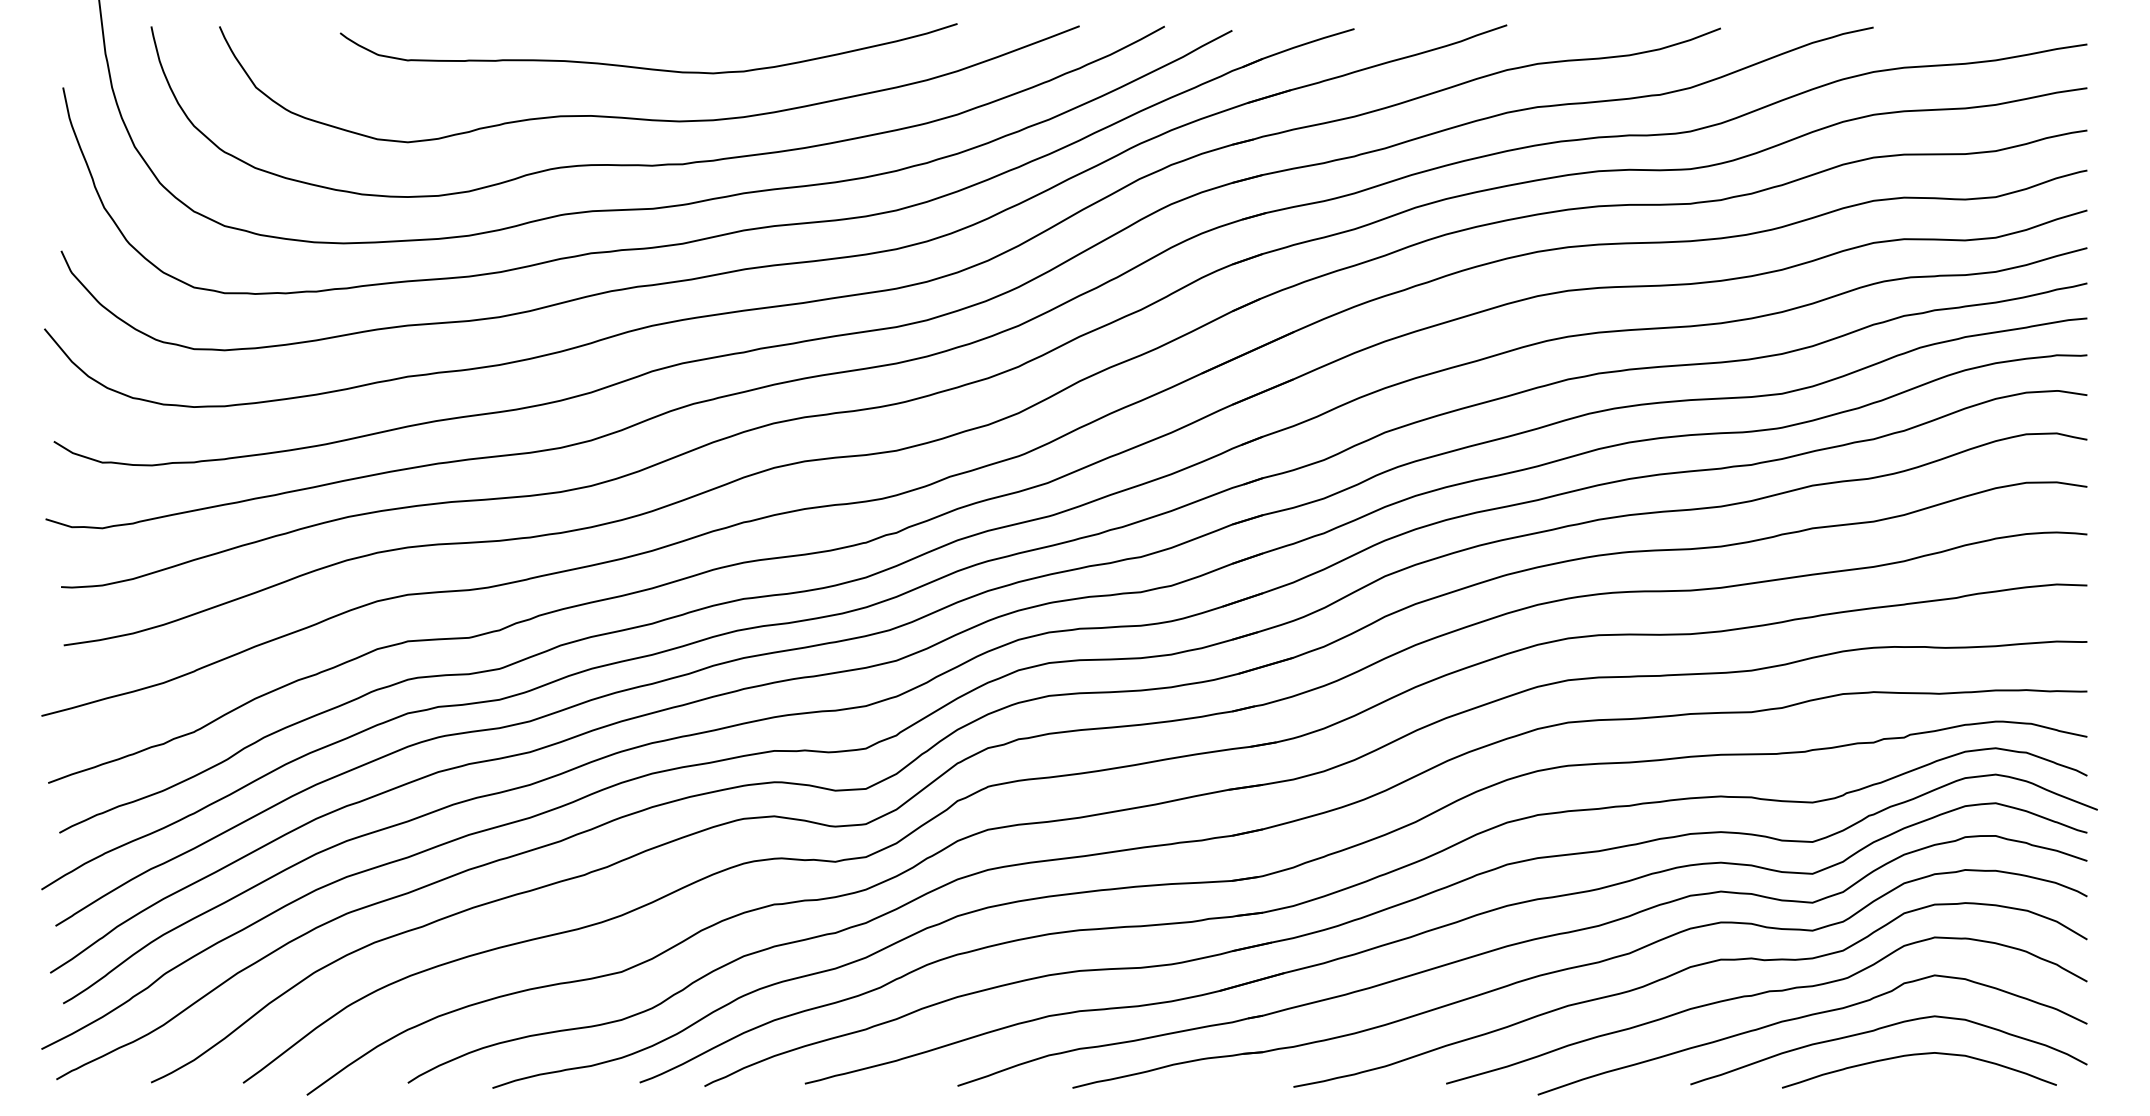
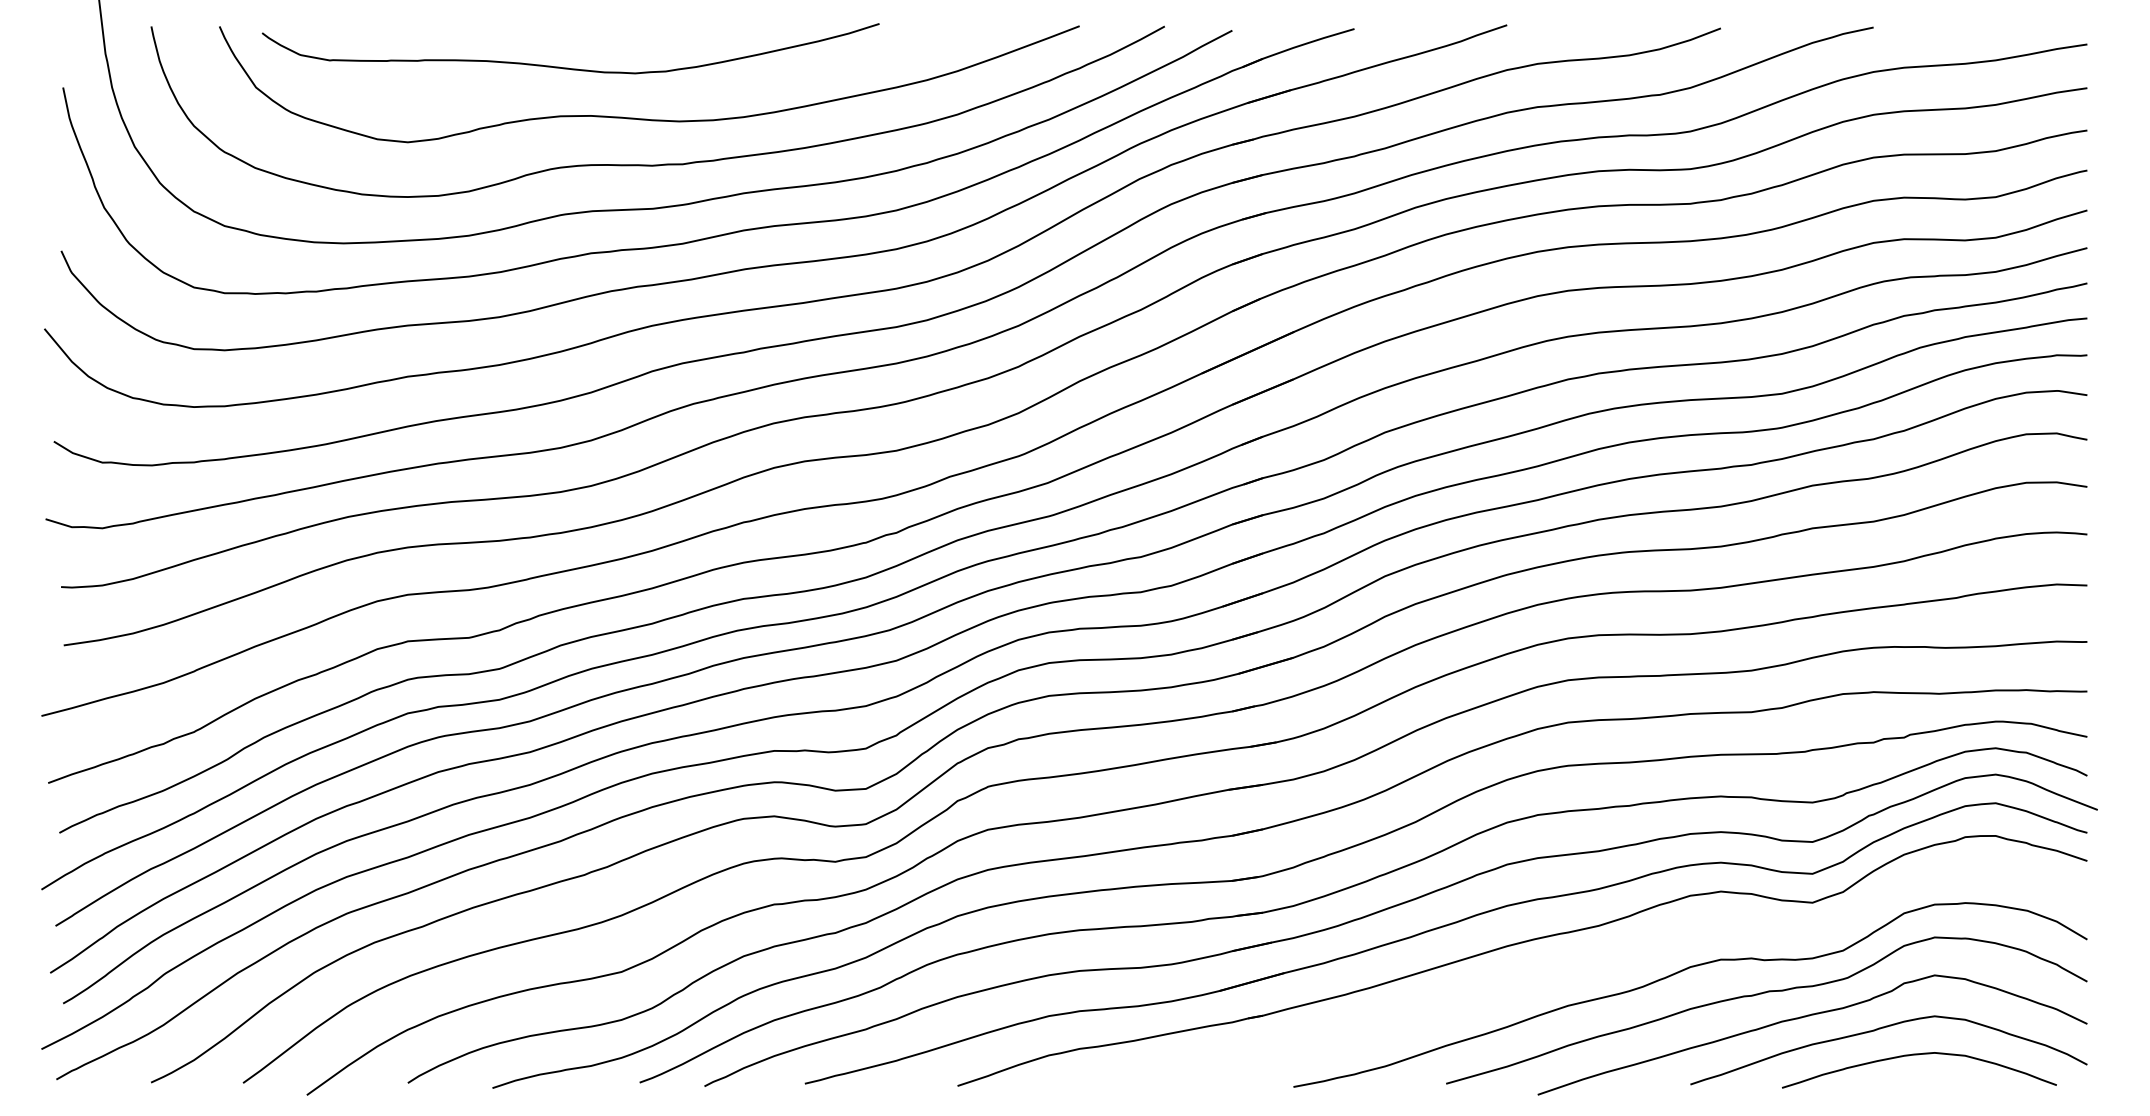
curve position: (646, 67) -> (568, 67) (568, 67)
part: present -> none (1575, 968)
